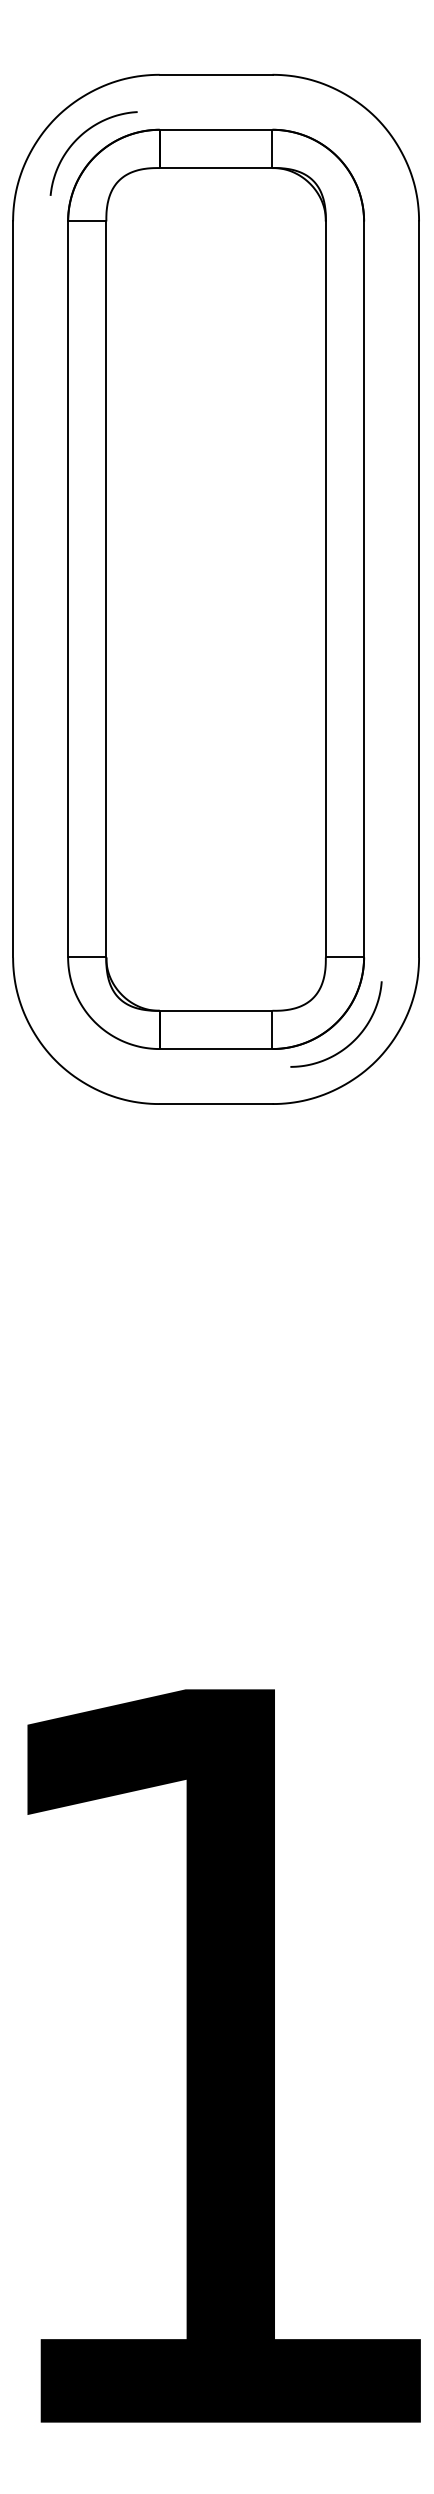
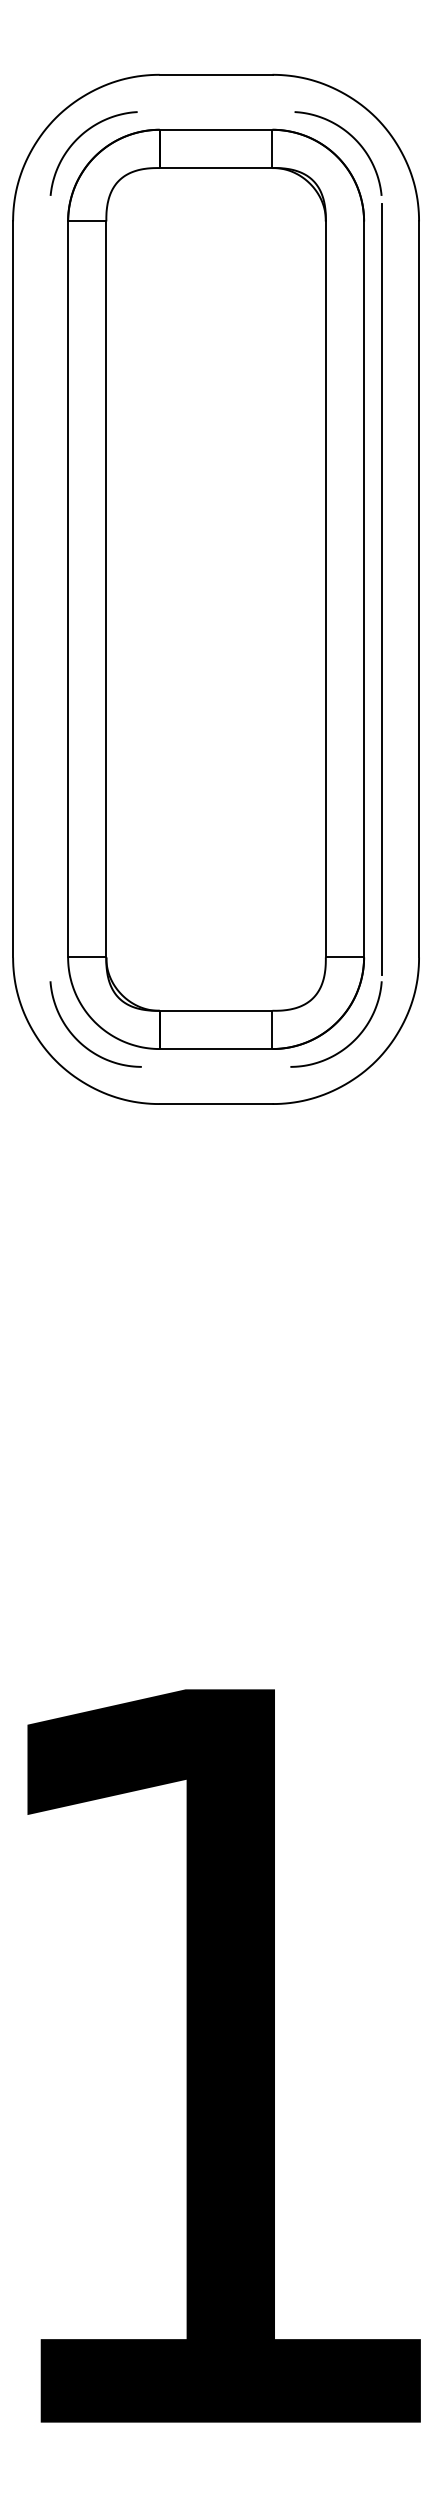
curve: none -> present (351, 137)
line: none -> present (381, 589)
curve: none -> present (79, 1040)
